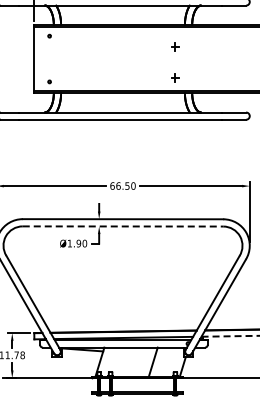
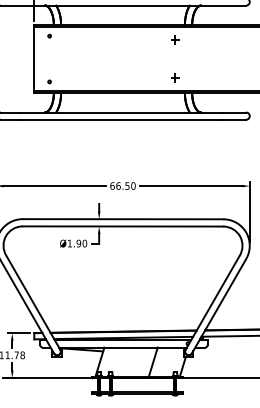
part position: (175, 46) -> (175, 39) (175, 39)
line: dashed -> solid (123, 226)
line: dashed -> solid (230, 336)
